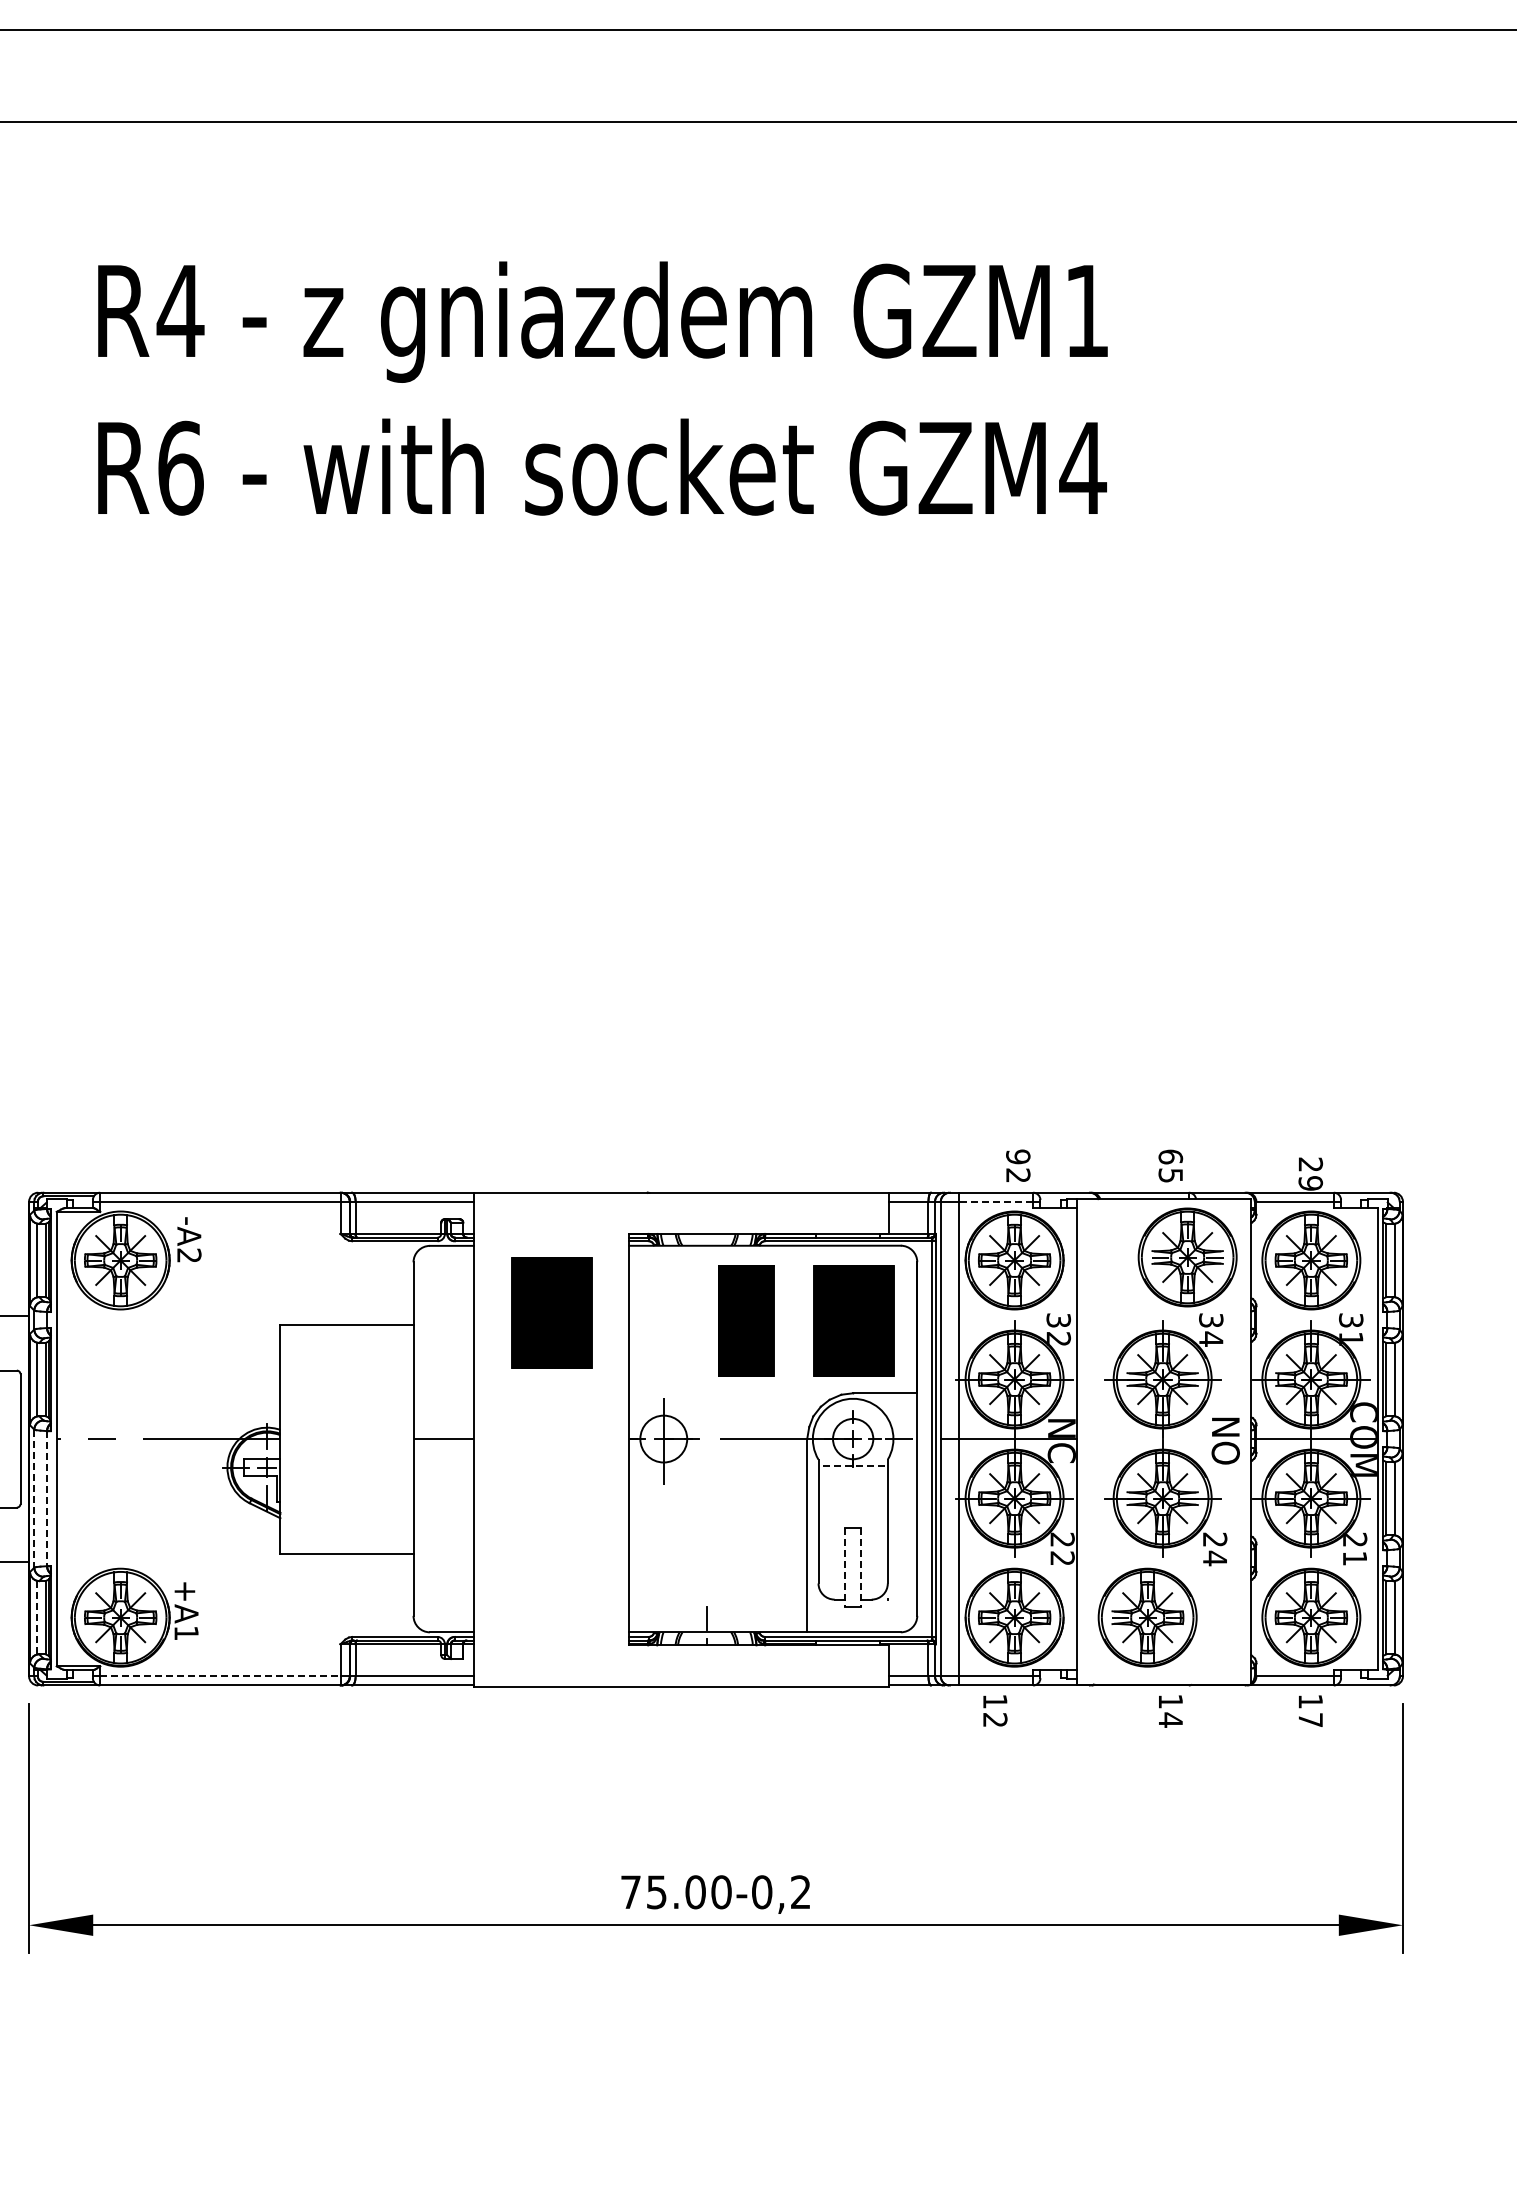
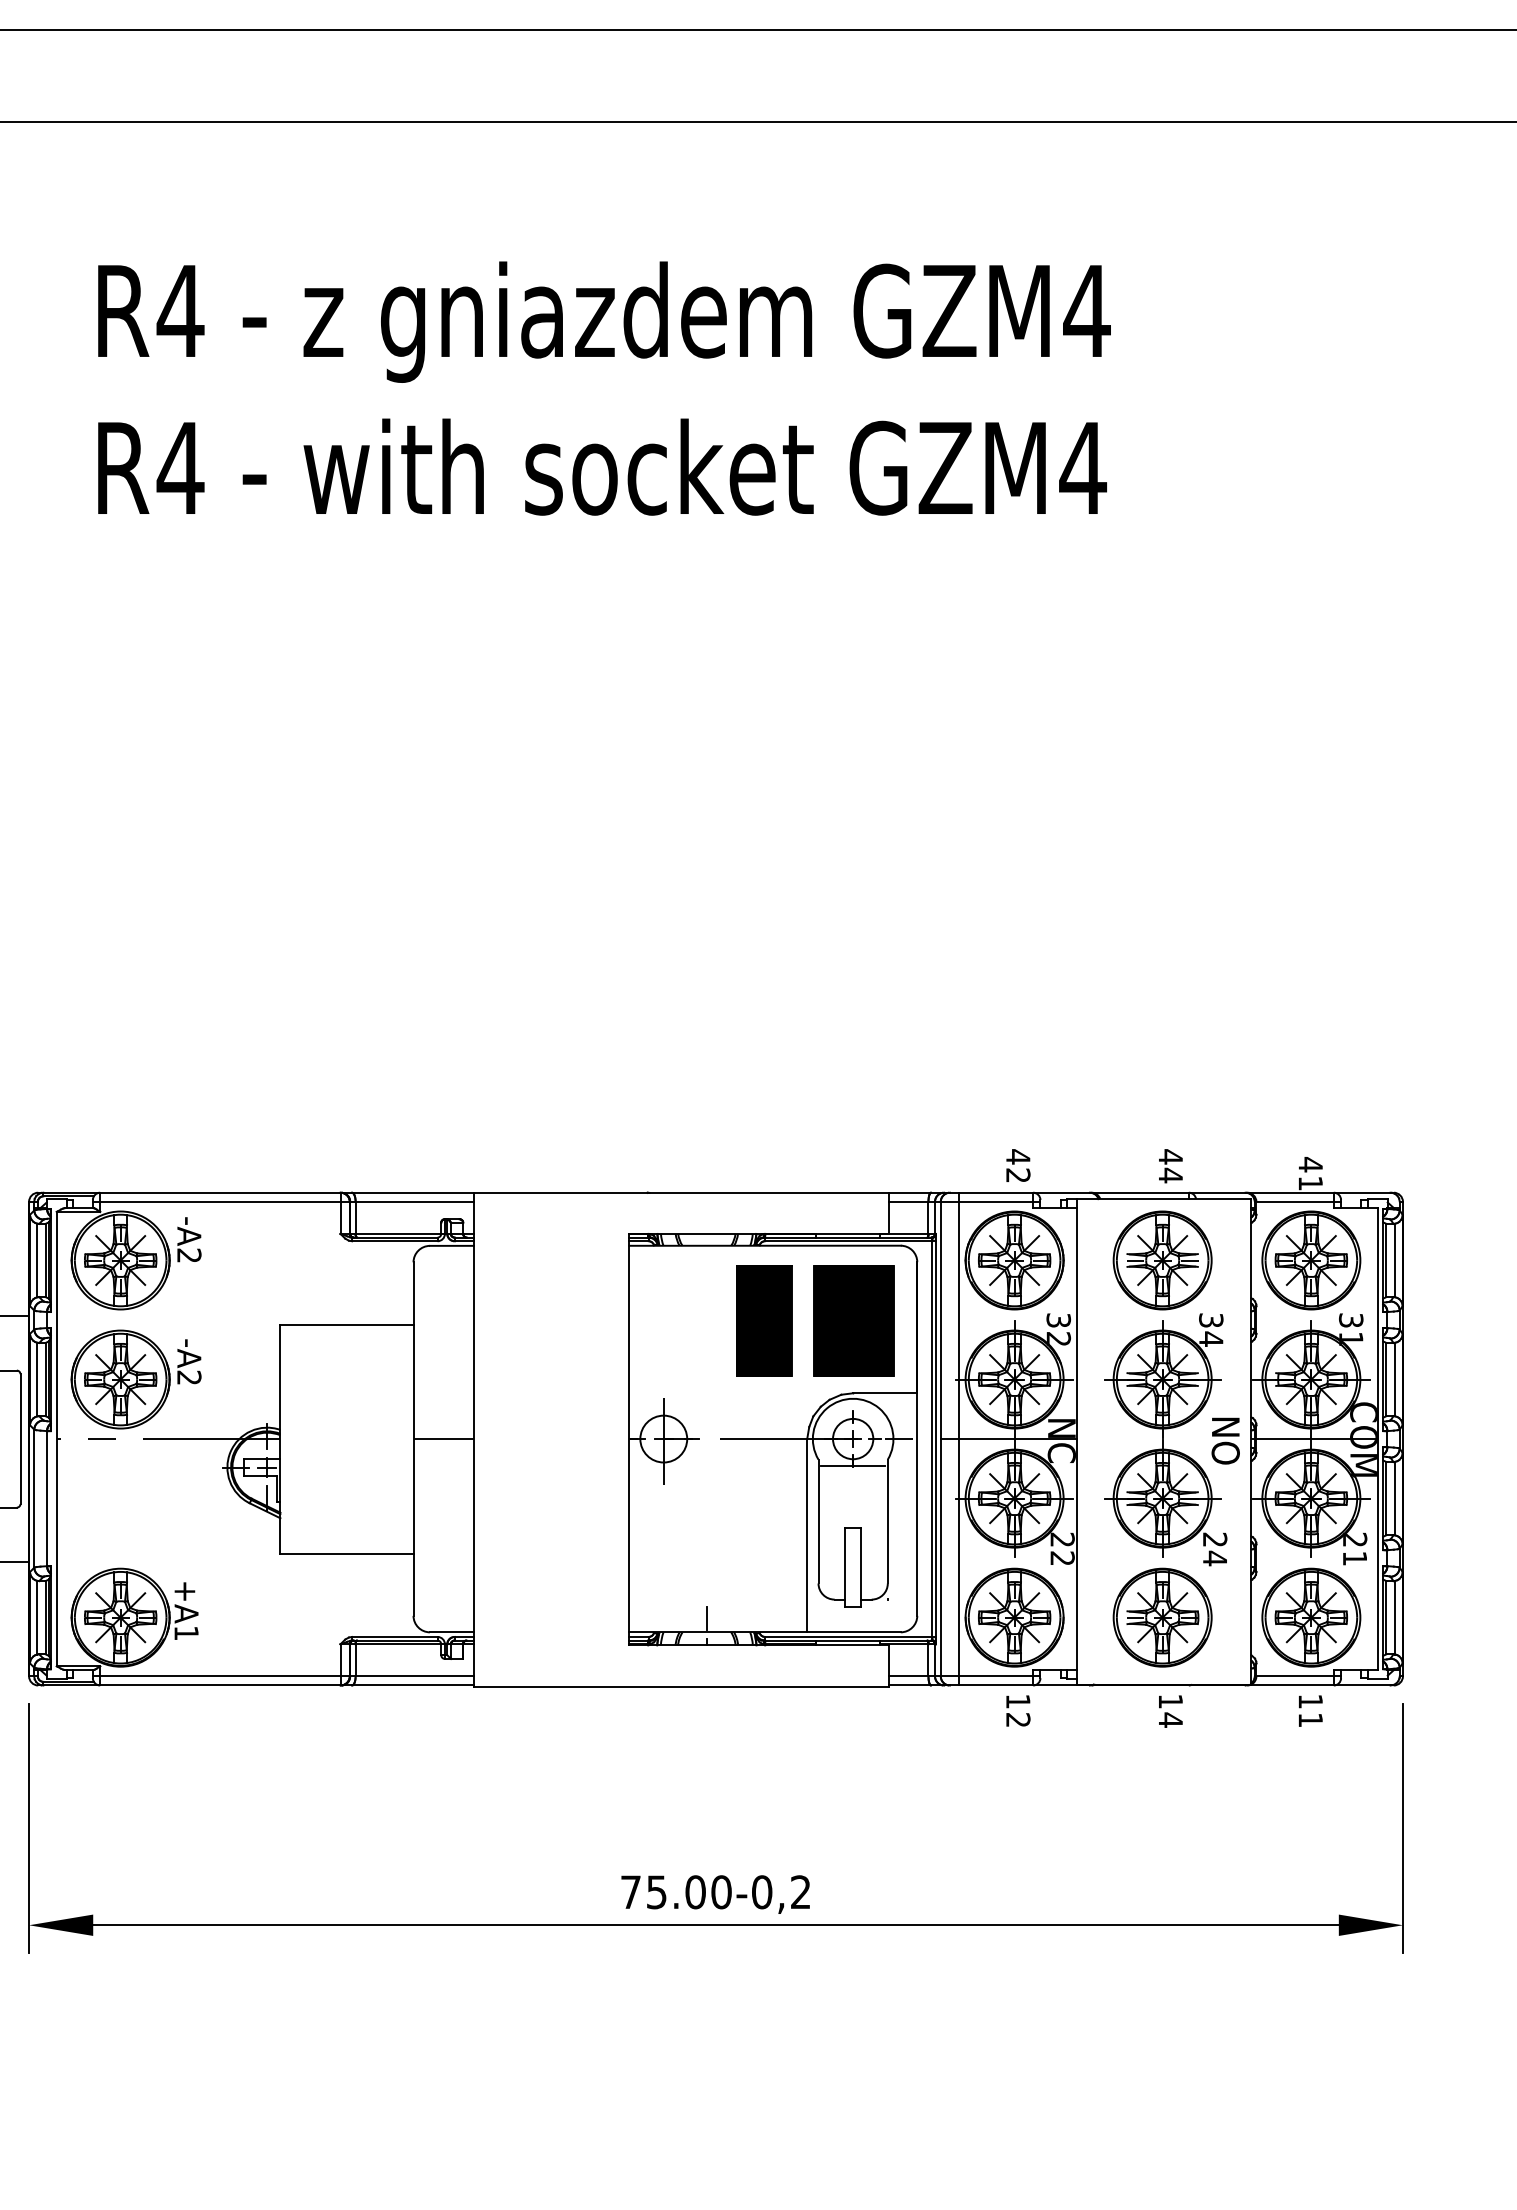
text: GZM1 -> GZM4 (1086, 310)
text: R6 -> R4 (180, 467)
text: 92 -> 42 (1018, 1156)
text: 65 -> 44 (1170, 1166)
text: 29 -> 41 (1310, 1173)
line: dashed -> solid (995, 1201)
part position: (1187, 1257) -> (1162, 1260) (1162, 1260)
part: present -> none (551, 1312)
part position: (746, 1320) -> (764, 1320) (764, 1320)
part: none -> present (135, 1379)
line: dashed -> solid (852, 1465)
line: dashed -> solid (34, 1498)
line: dashed -> solid (47, 1498)
line: dashed -> solid (845, 1567)
line: dashed -> solid (861, 1567)
line: dashed -> solid (37, 1617)
part position: (1147, 1617) -> (1162, 1617) (1162, 1617)
line: dashed -> solid (220, 1676)
text position: (995, 1710) -> (1018, 1710) (1018, 1710)
text: 17 -> 11 (1310, 1719)
